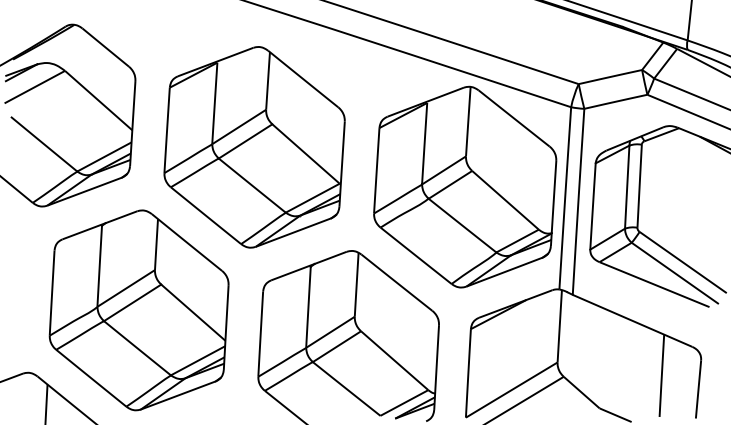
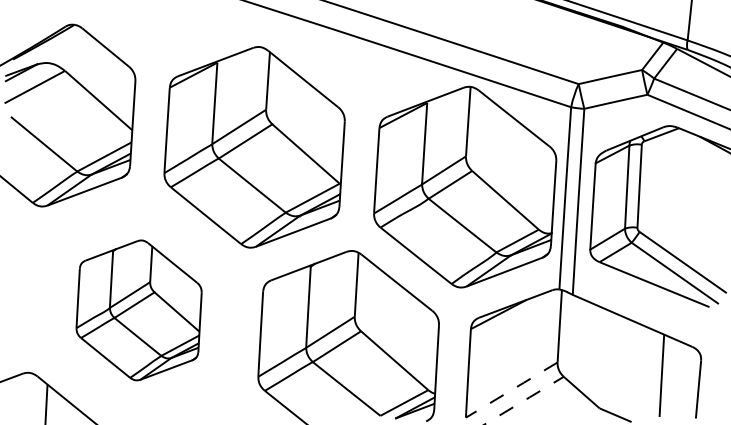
part size: 182x203 px -> 128x143 px (138, 310)
line: solid -> dashed (511, 389)
line: solid -> dashed (524, 400)
